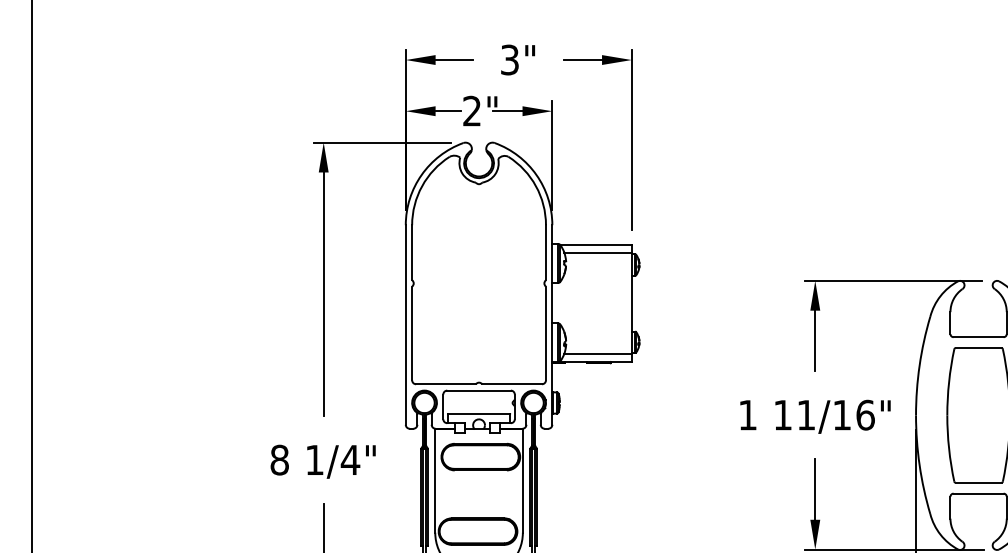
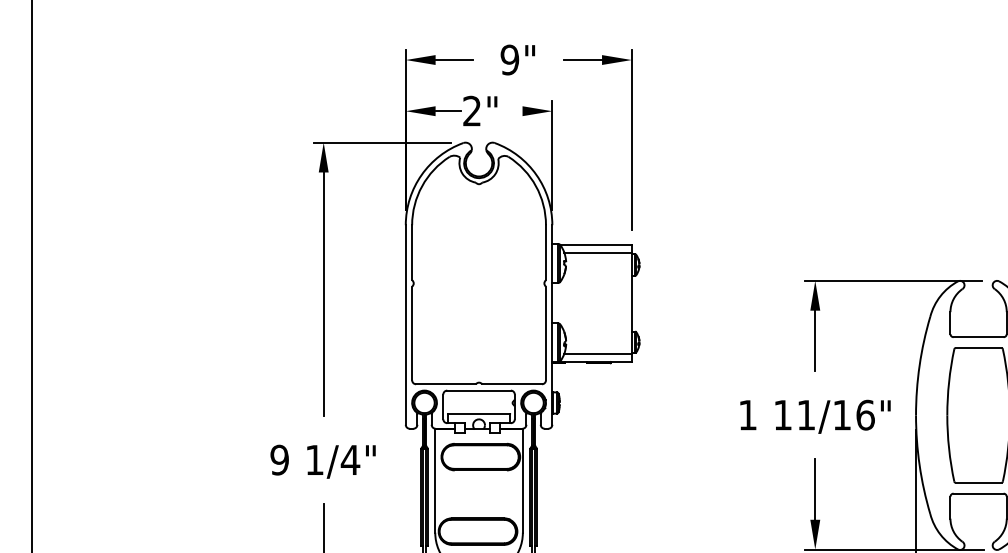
text: 3" -> 9" (509, 59)
line: present -> none (507, 111)
text: 8 -> 9 (279, 459)
